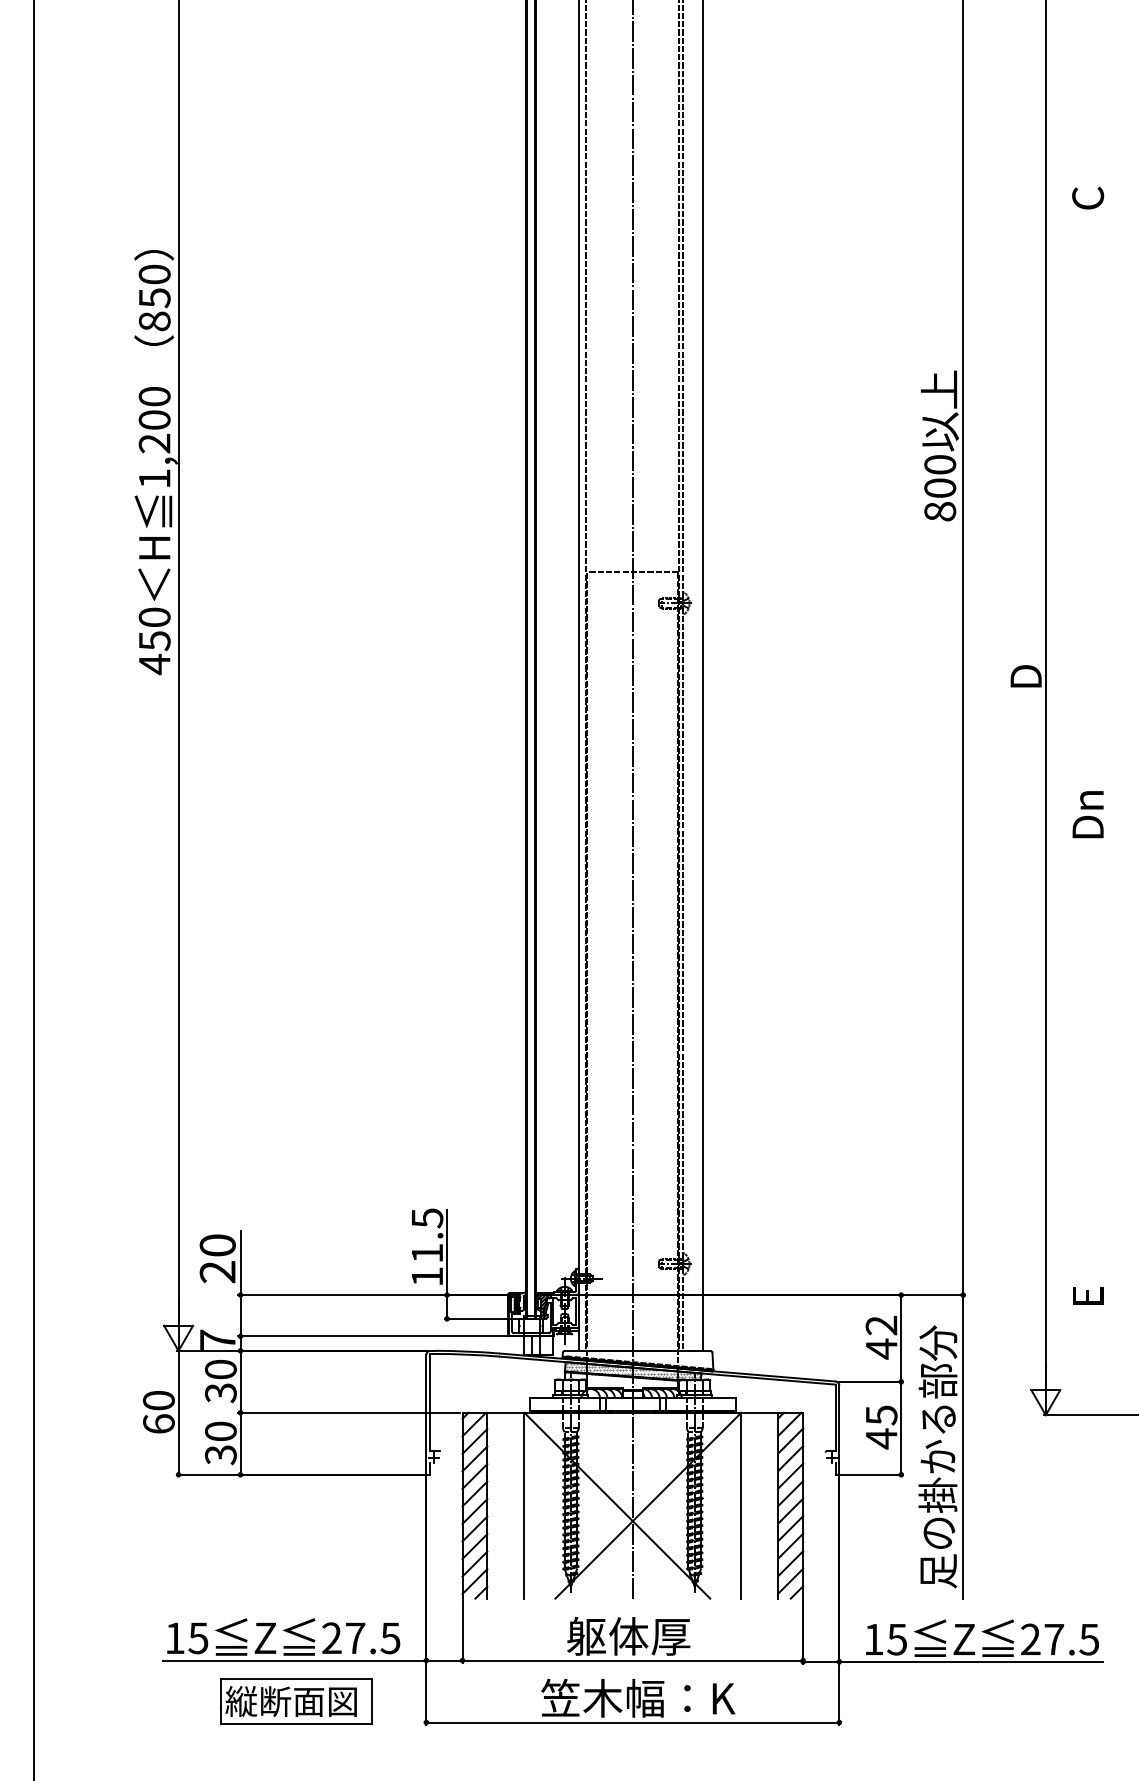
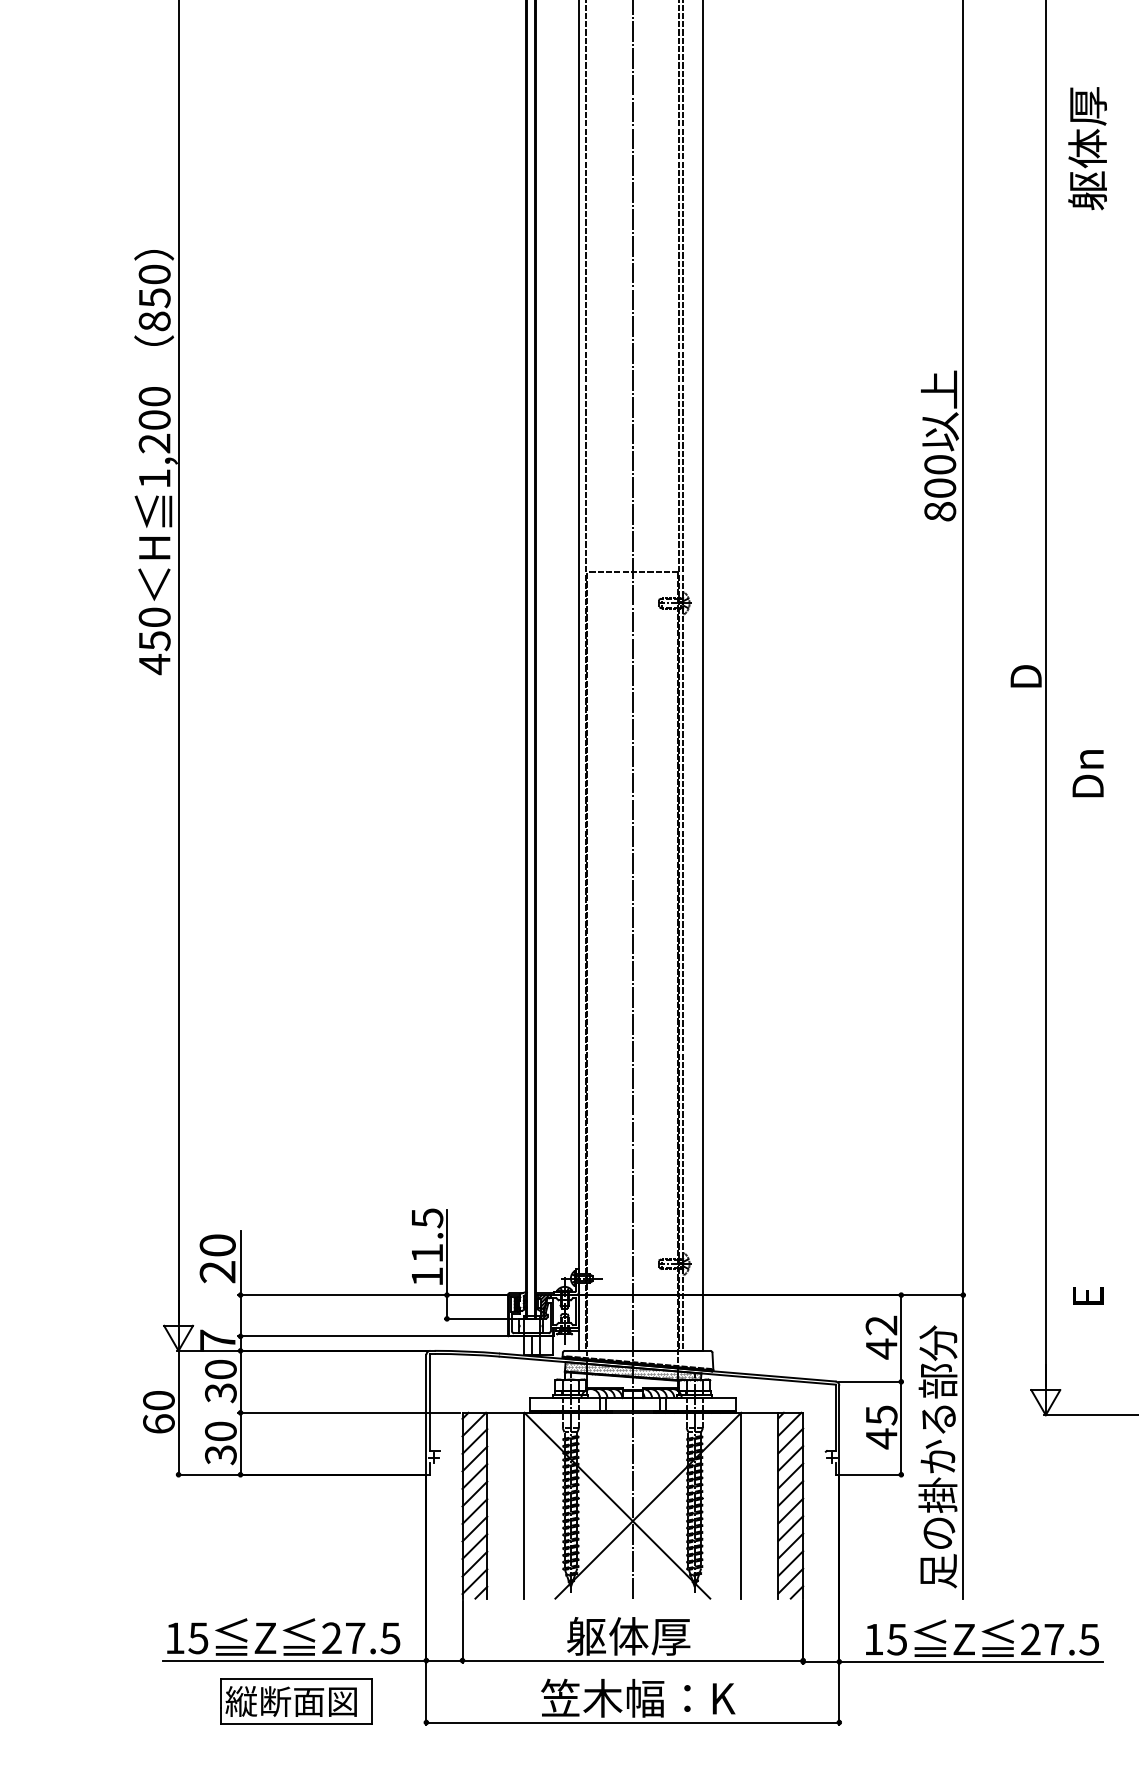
text: C -> 躯体厚 (1087, 148)
text position: (1087, 814) -> (1087, 773) (1087, 773)
line: present -> none (34, 889)
